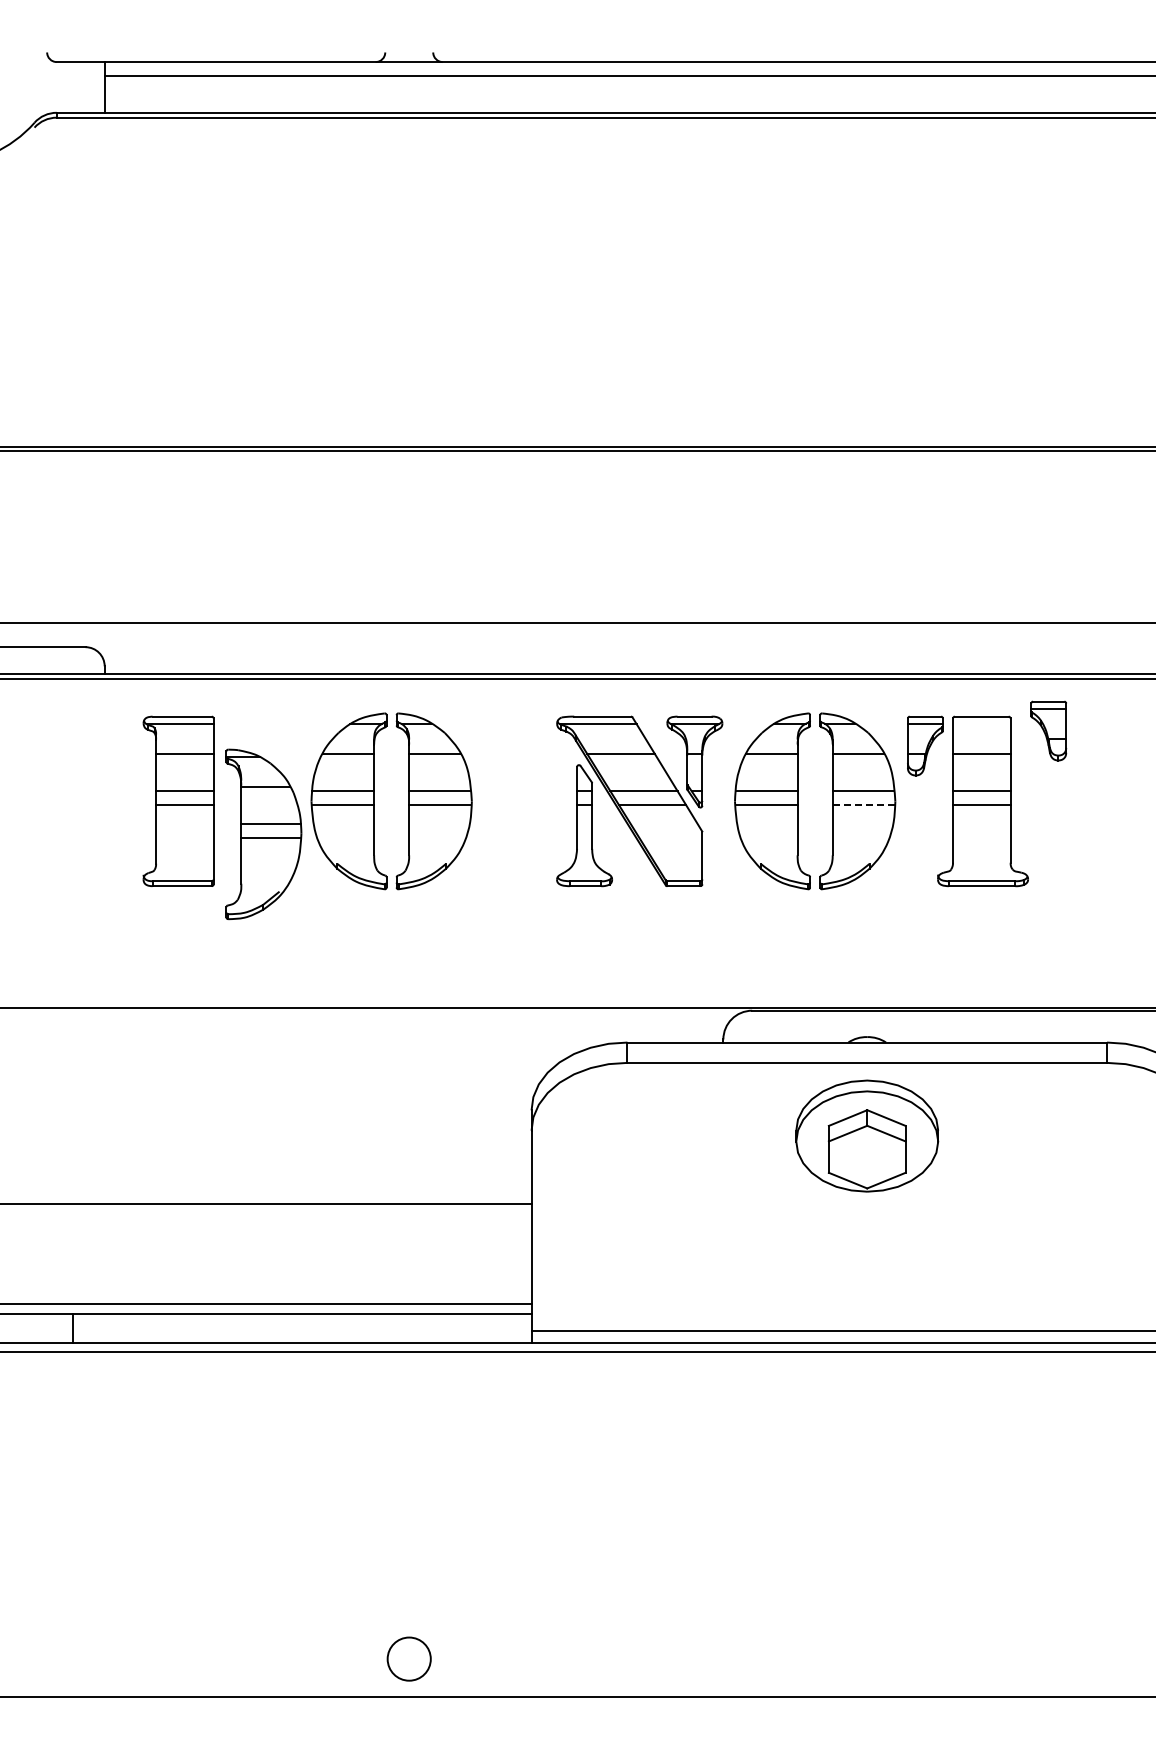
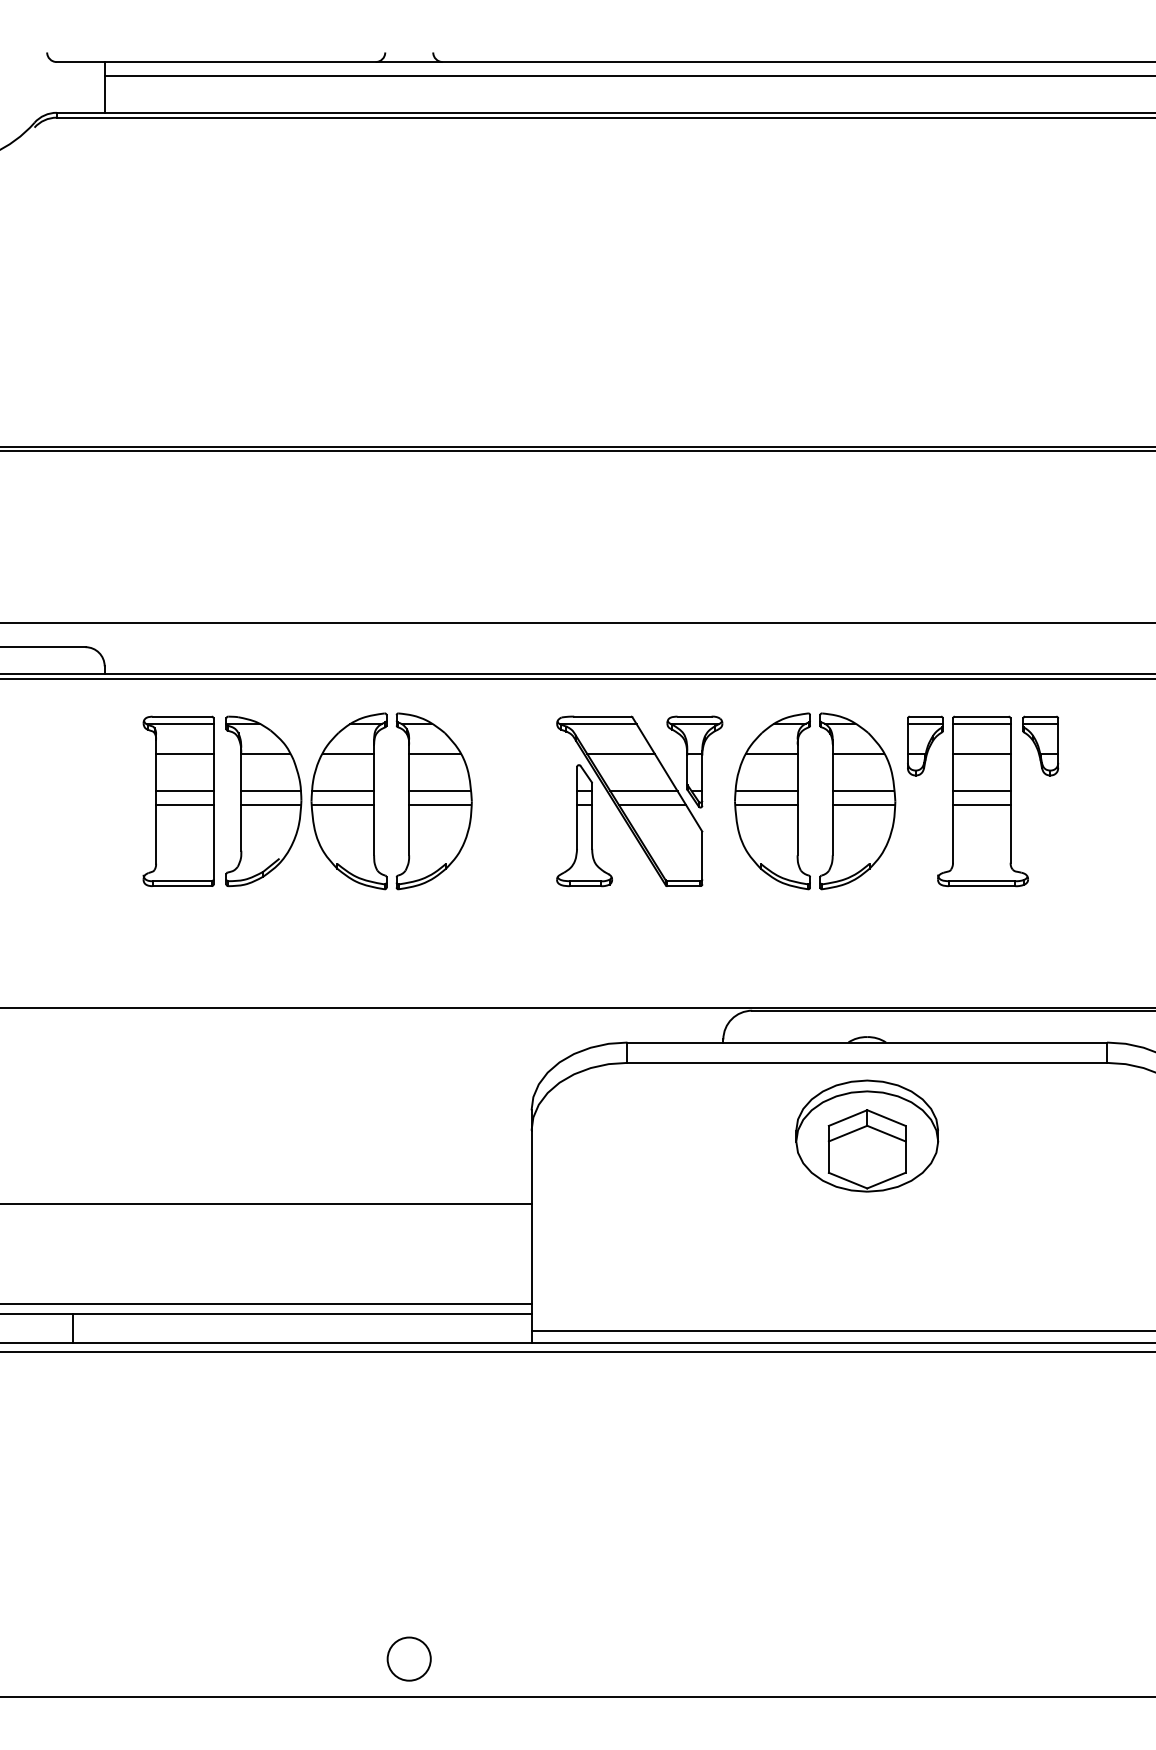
line: none -> present (981, 724)
part position: (1048, 730) -> (1040, 745) (1040, 745)
line: dashed -> solid (863, 805)
part position: (263, 834) -> (263, 801) (263, 801)
